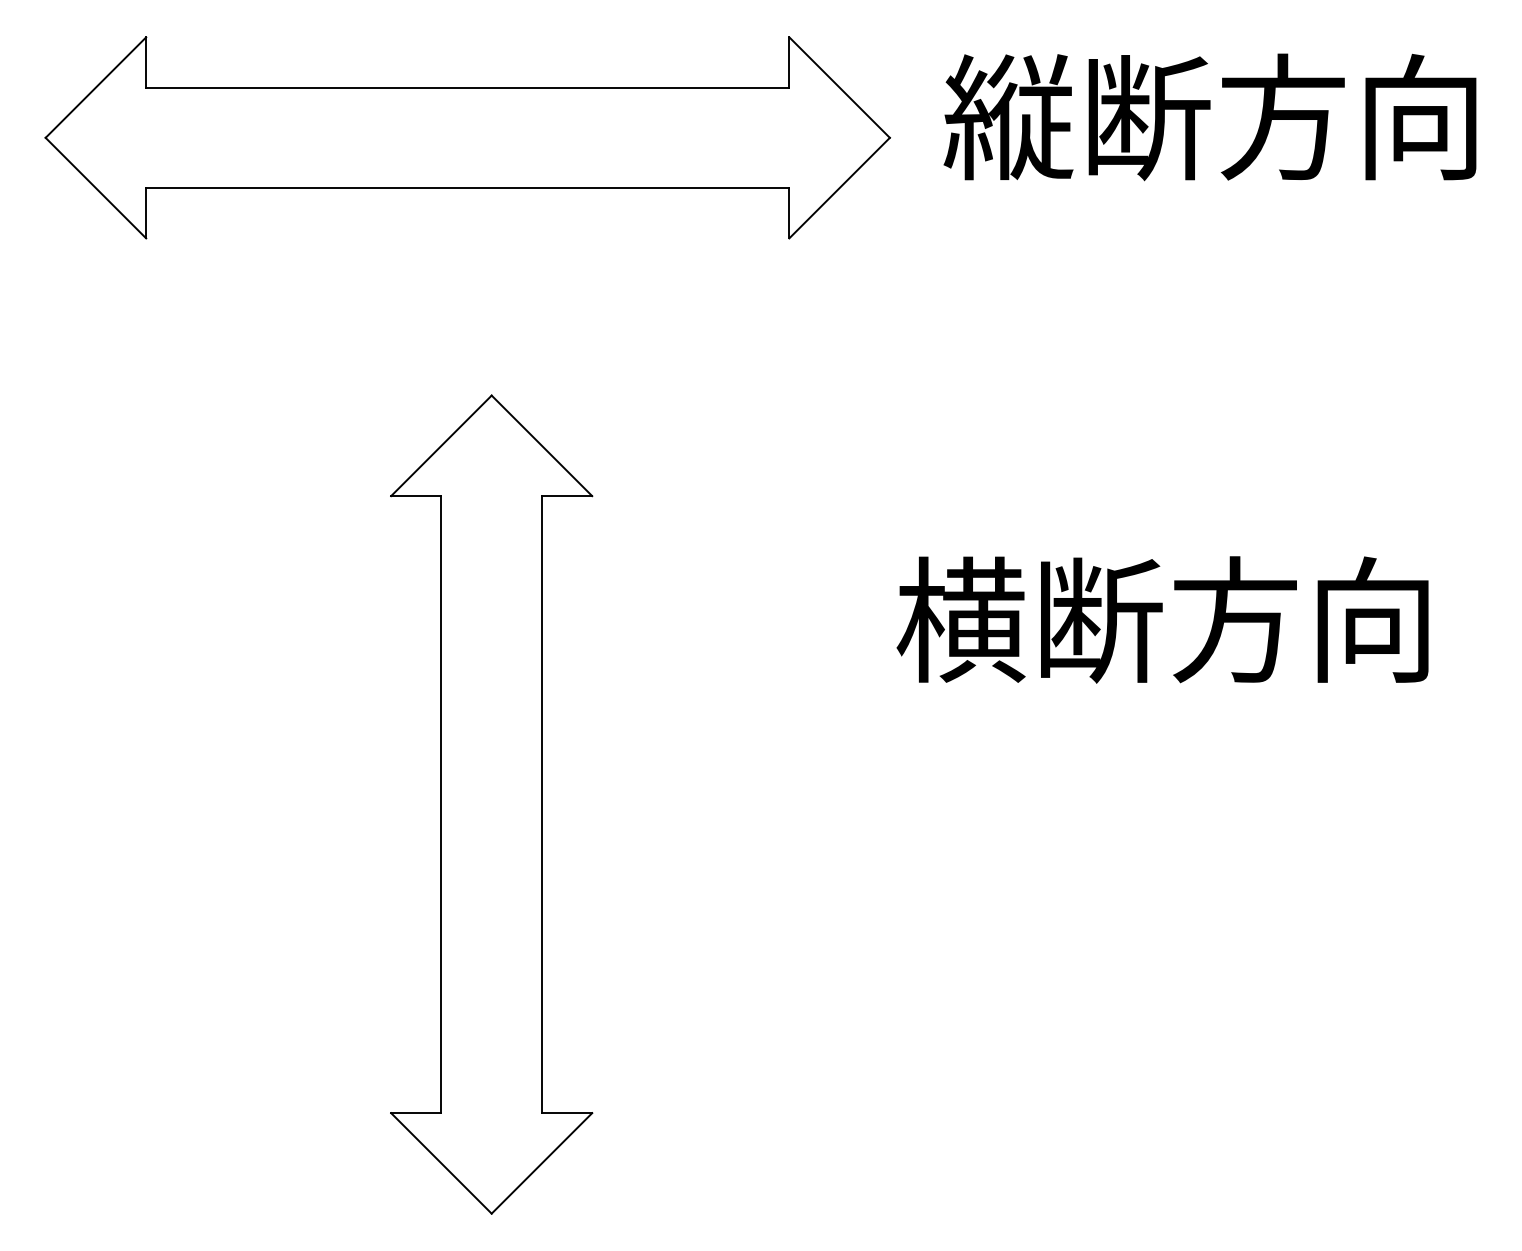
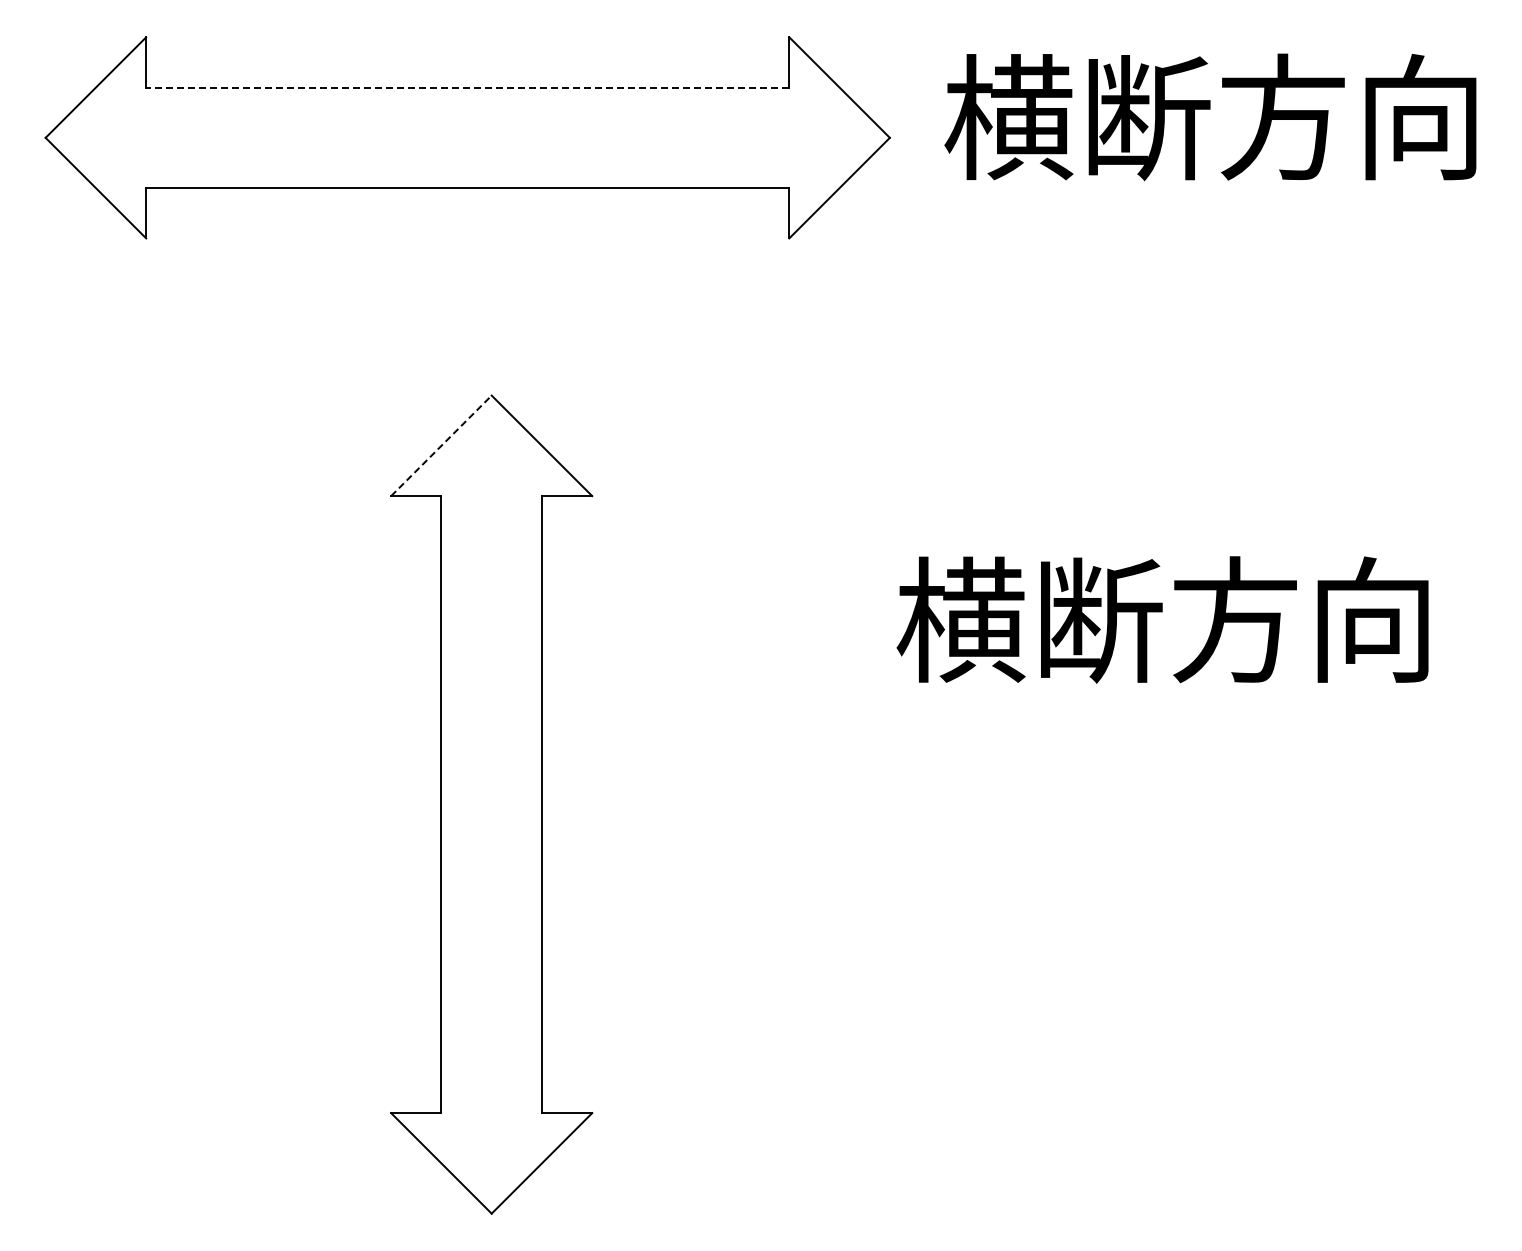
line: solid -> dashed (467, 87)
text: 縦断方向 -> 横断方向 (1008, 117)
line: solid -> dashed (441, 445)
